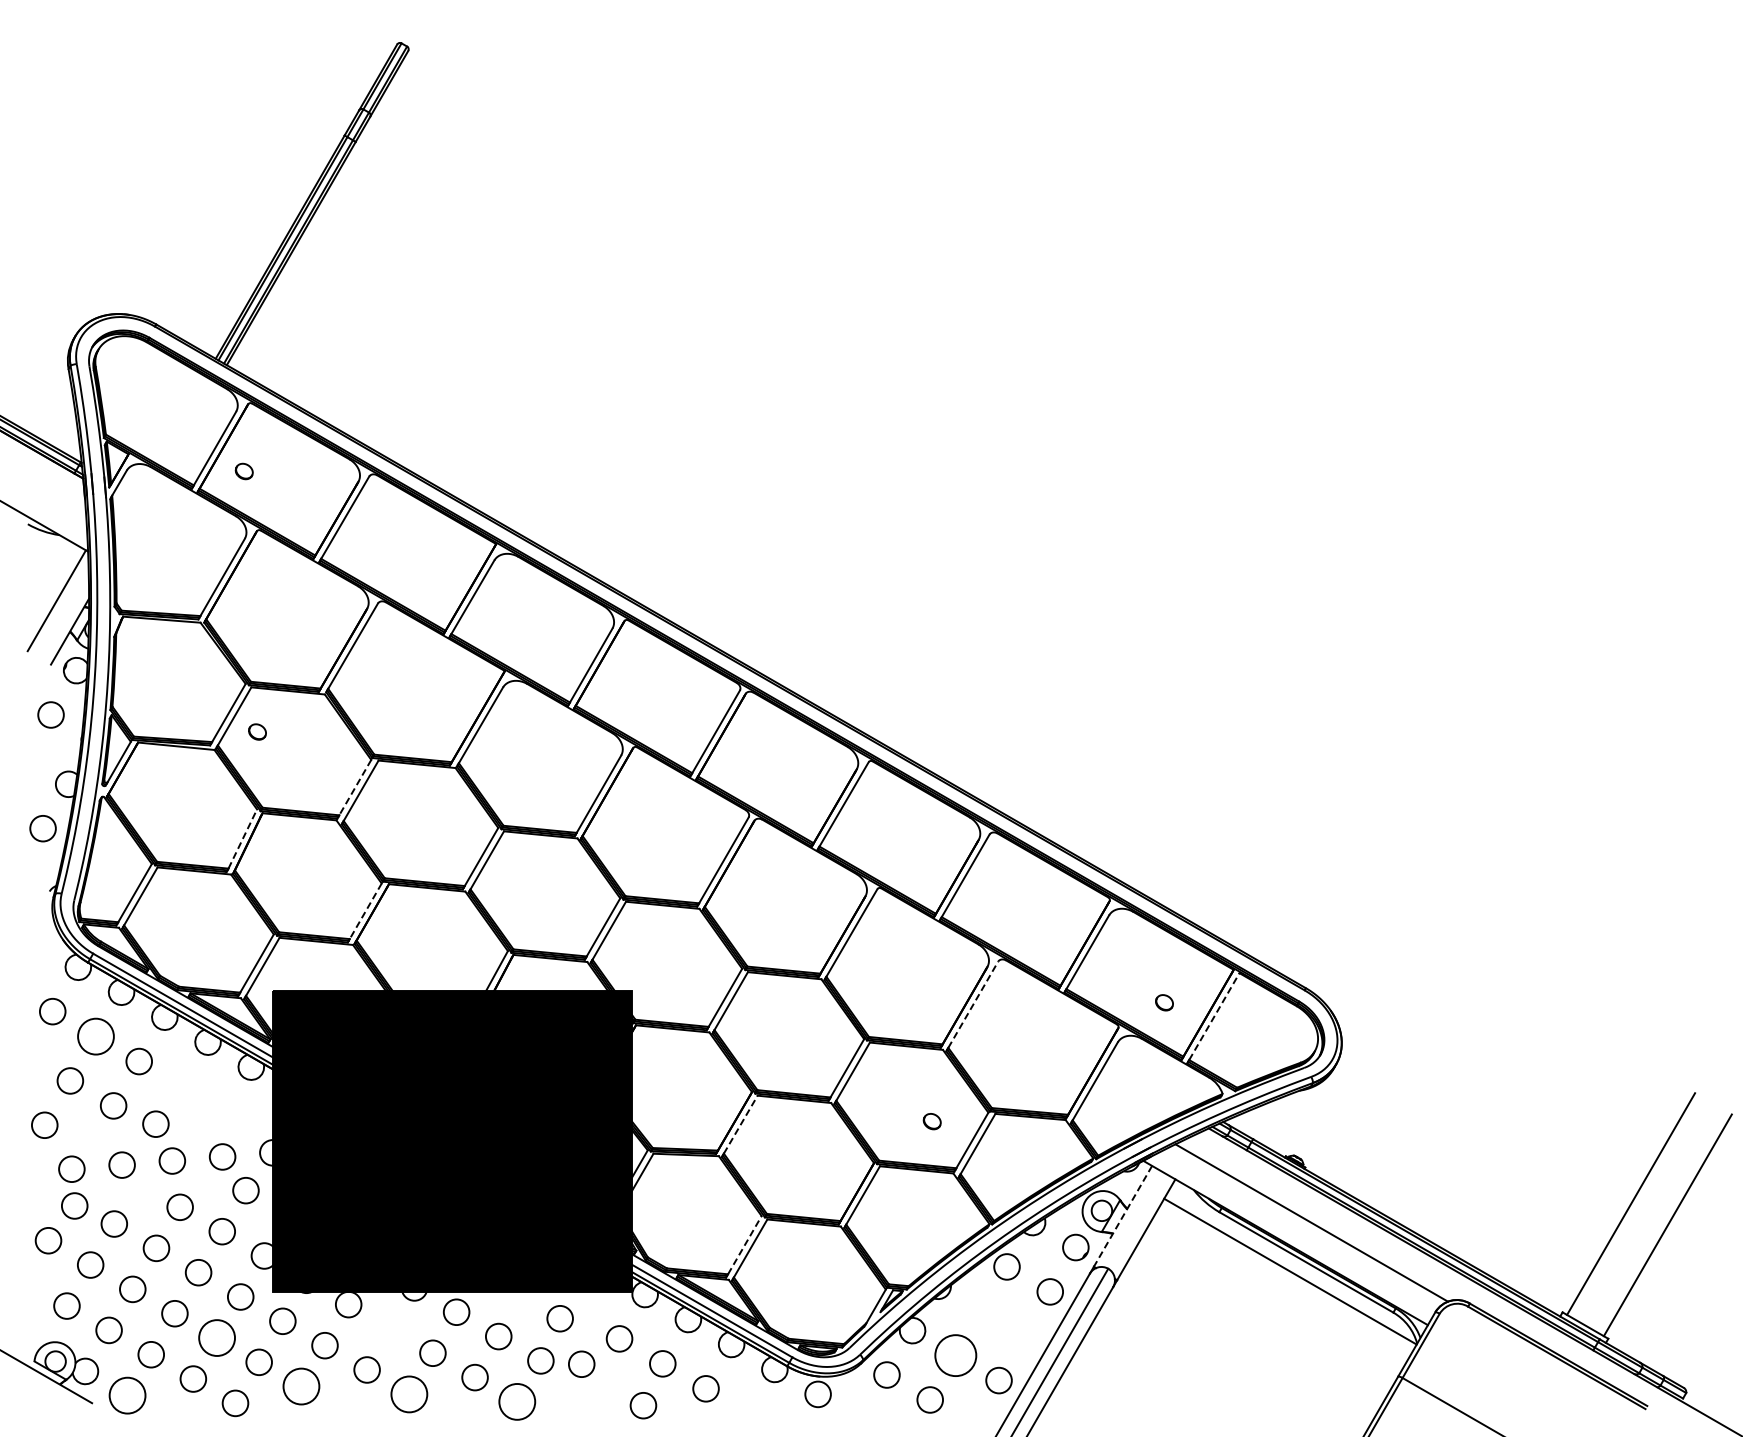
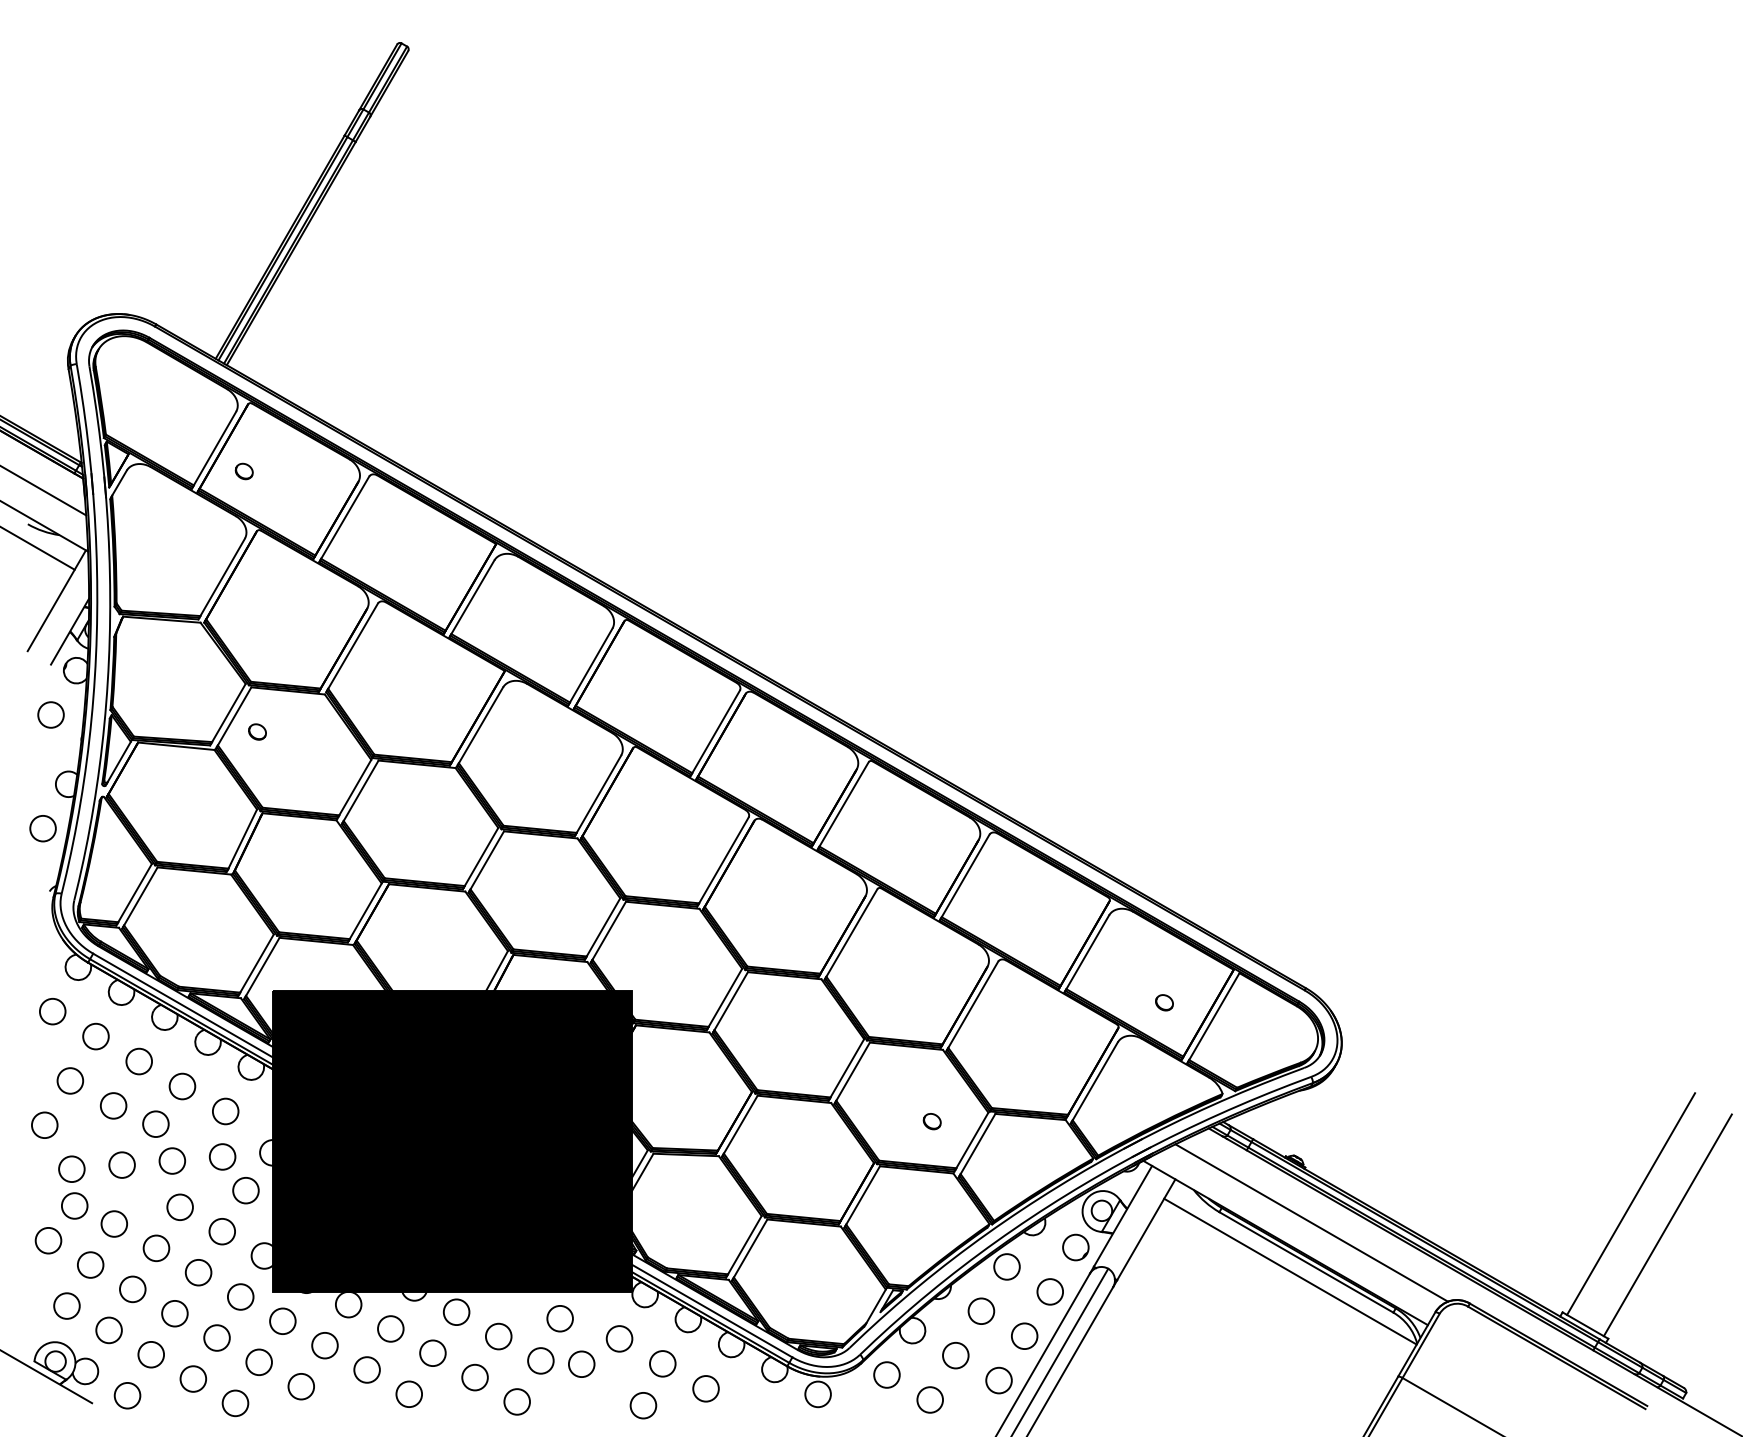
line: none -> present (44, 490)
line: none -> present (38, 548)
line: dashed -> solid (355, 787)
line: dashed -> solid (242, 839)
line: dashed -> solid (365, 911)
line: dashed -> solid (973, 1004)
line: dashed -> solid (1214, 1016)
circle size: 38x39 px -> 28x29 px (95, 1036)
circle: none -> present (182, 1086)
circle: none -> present (225, 1111)
line: dashed -> solid (740, 1124)
line: dashed -> solid (1122, 1216)
line: dashed -> solid (744, 1245)
circle: none -> present (981, 1310)
circle: none -> present (390, 1328)
circle: none -> present (1024, 1335)
circle size: 38x38 px -> 28x28 px (216, 1337)
circle diameter: 41 px -> 26 px (955, 1355)
circle size: 39x39 px -> 28x28 px (300, 1386)
circle size: 39x39 px -> 28x28 px (408, 1393)
circle size: 39x39 px -> 29x28 px (127, 1395)
circle size: 39x38 px -> 28x28 px (516, 1401)
